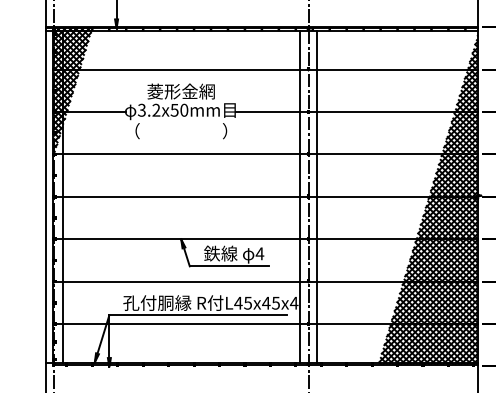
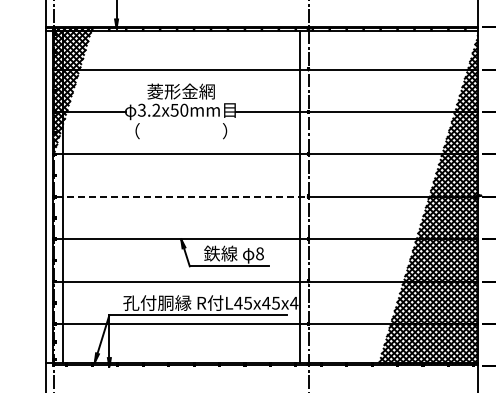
line: solid -> dashed (182, 196)
line: present -> none (317, 196)
text: 4 -> 8 (259, 253)
